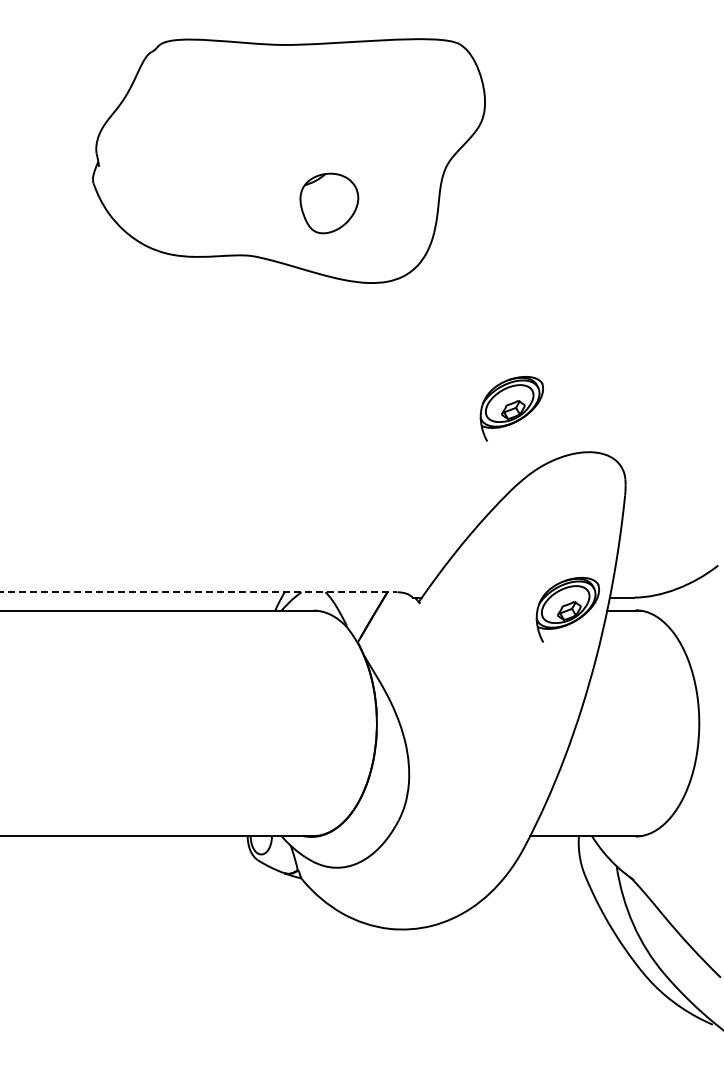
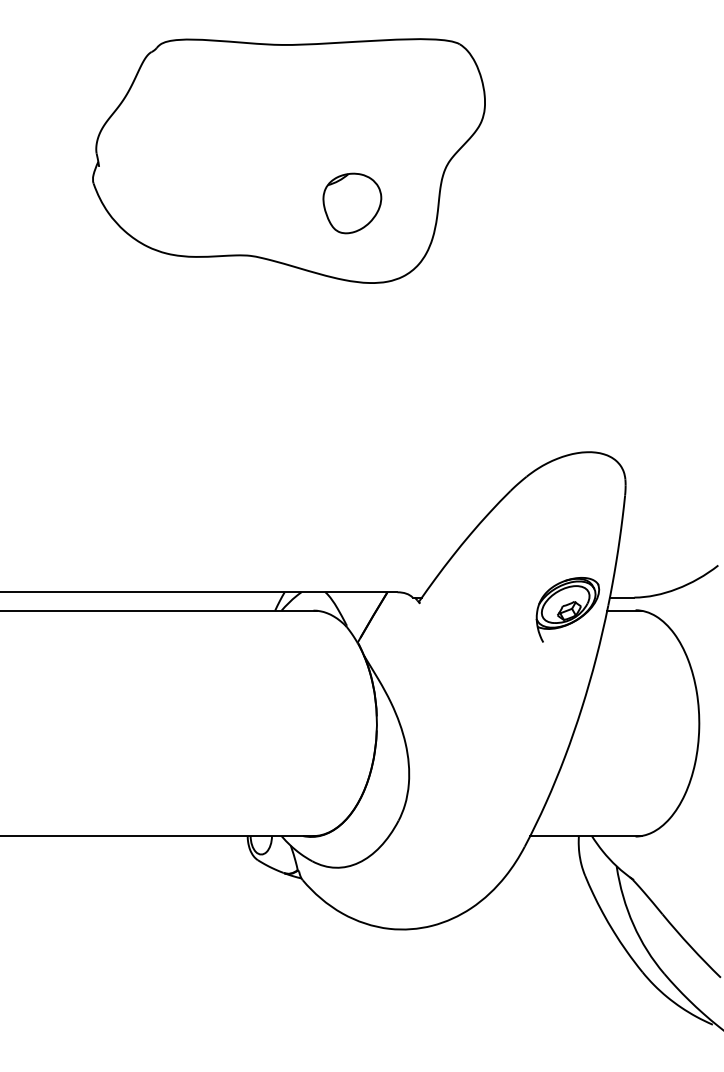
part position: (329, 203) -> (352, 203) (352, 203)
part: present -> none (511, 408)
line: dashed -> solid (199, 592)
